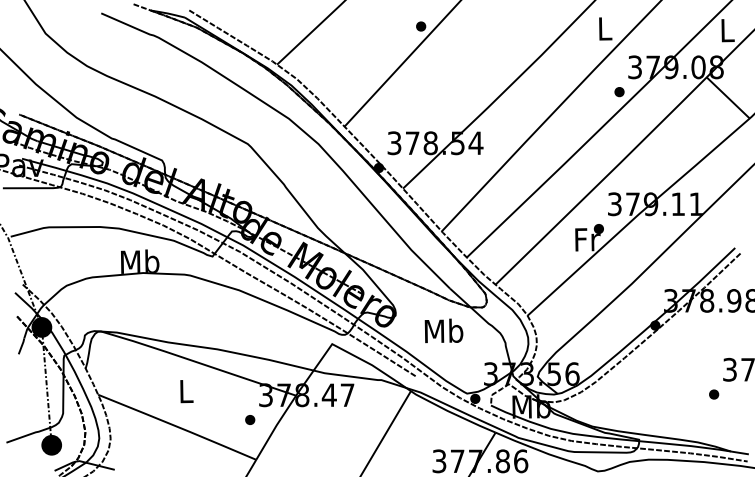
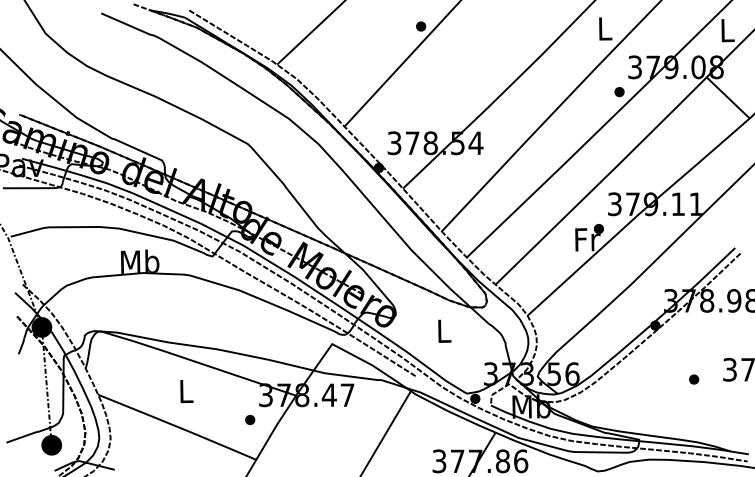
text: Mb -> L (443, 330)
part position: (714, 394) -> (694, 379) (694, 379)
